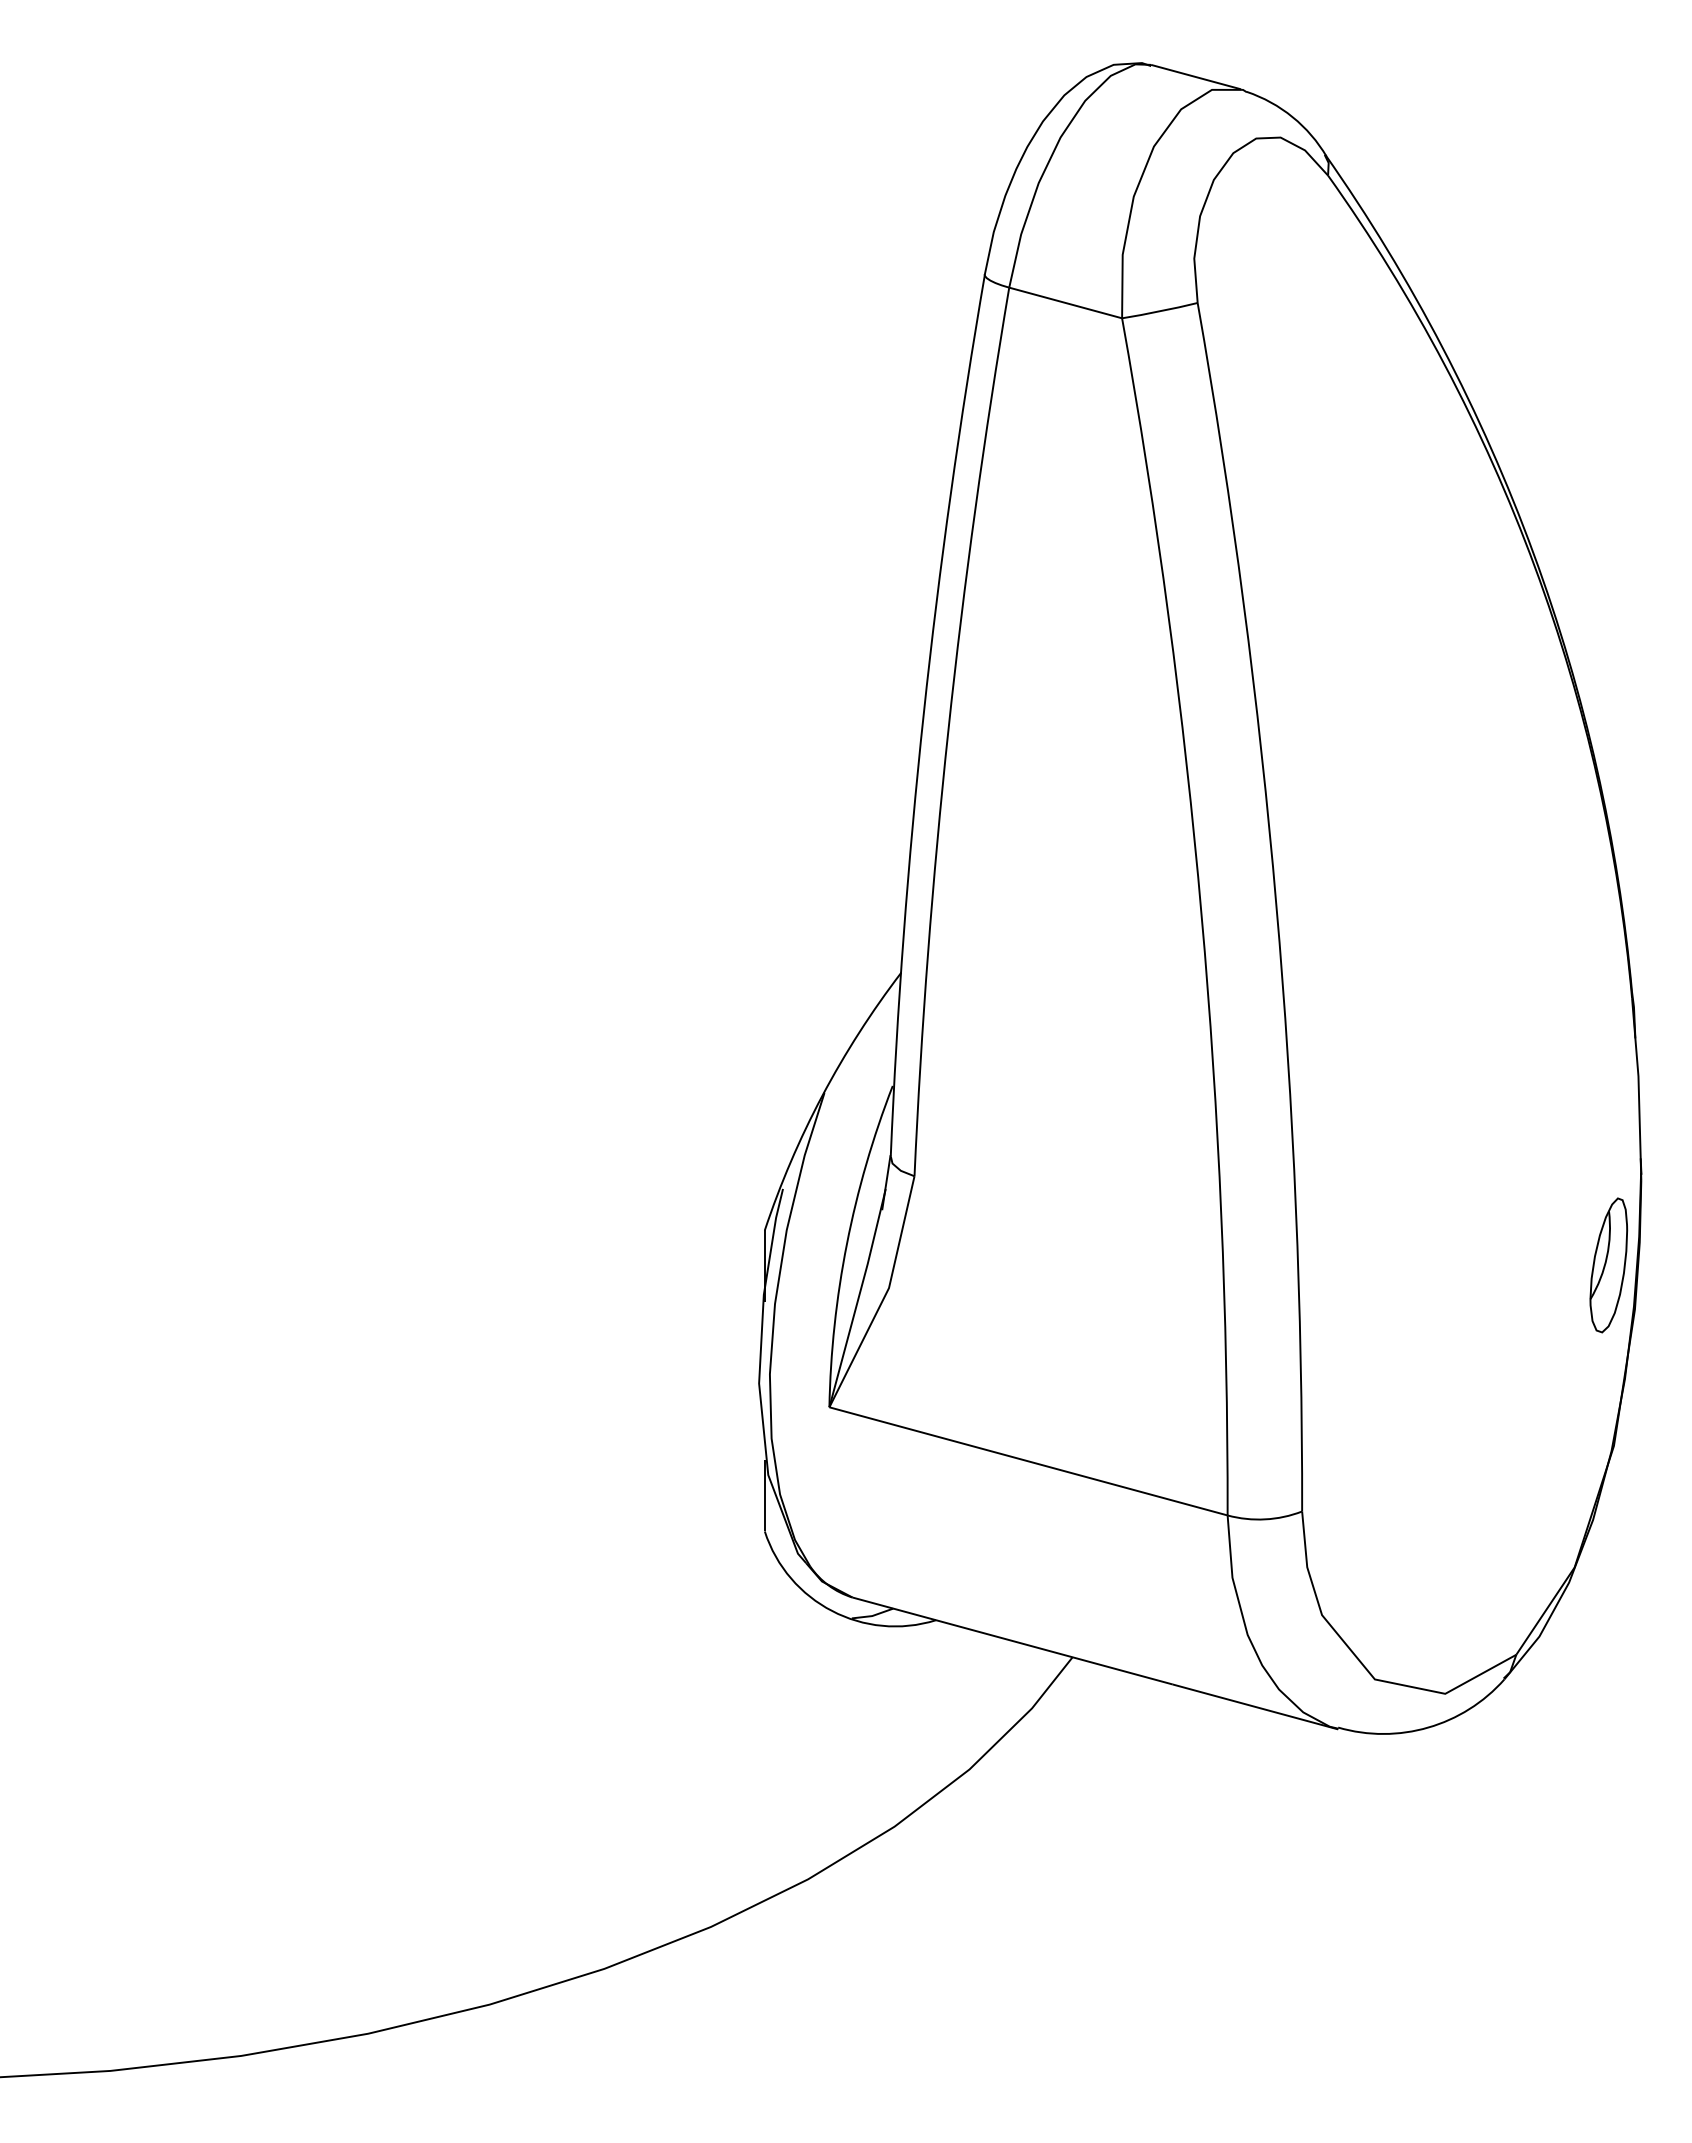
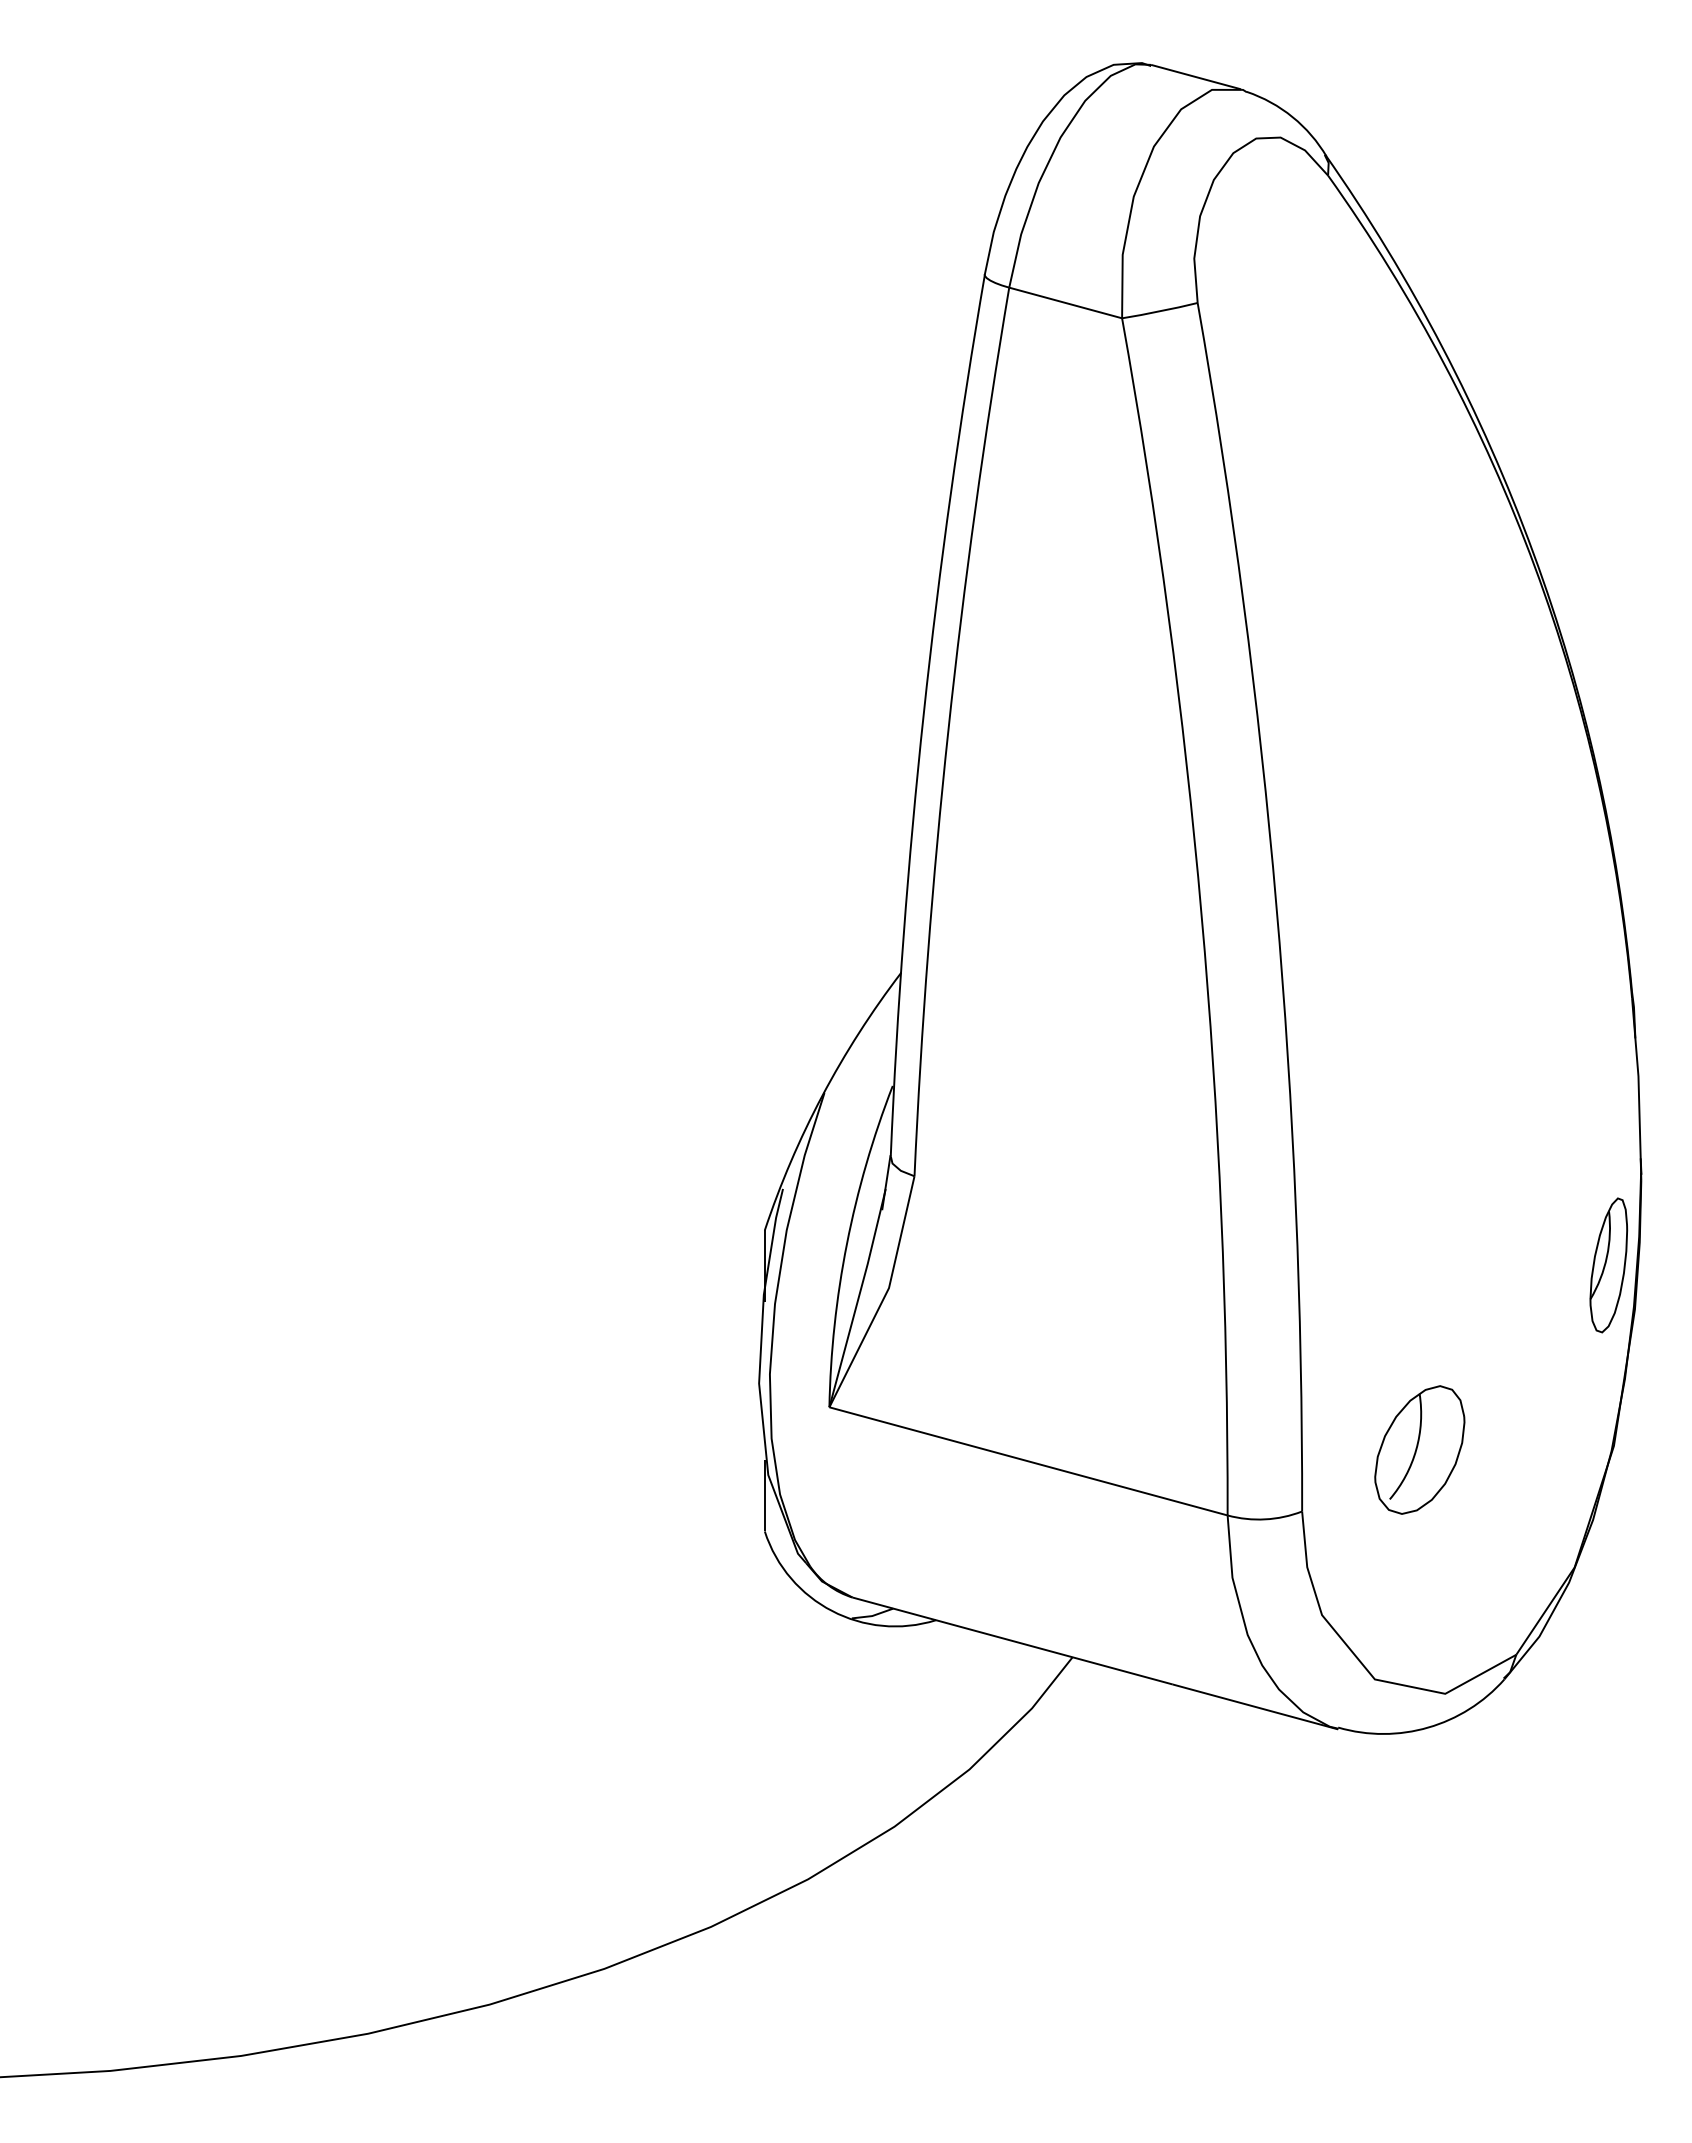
part: none -> present (1419, 1449)
